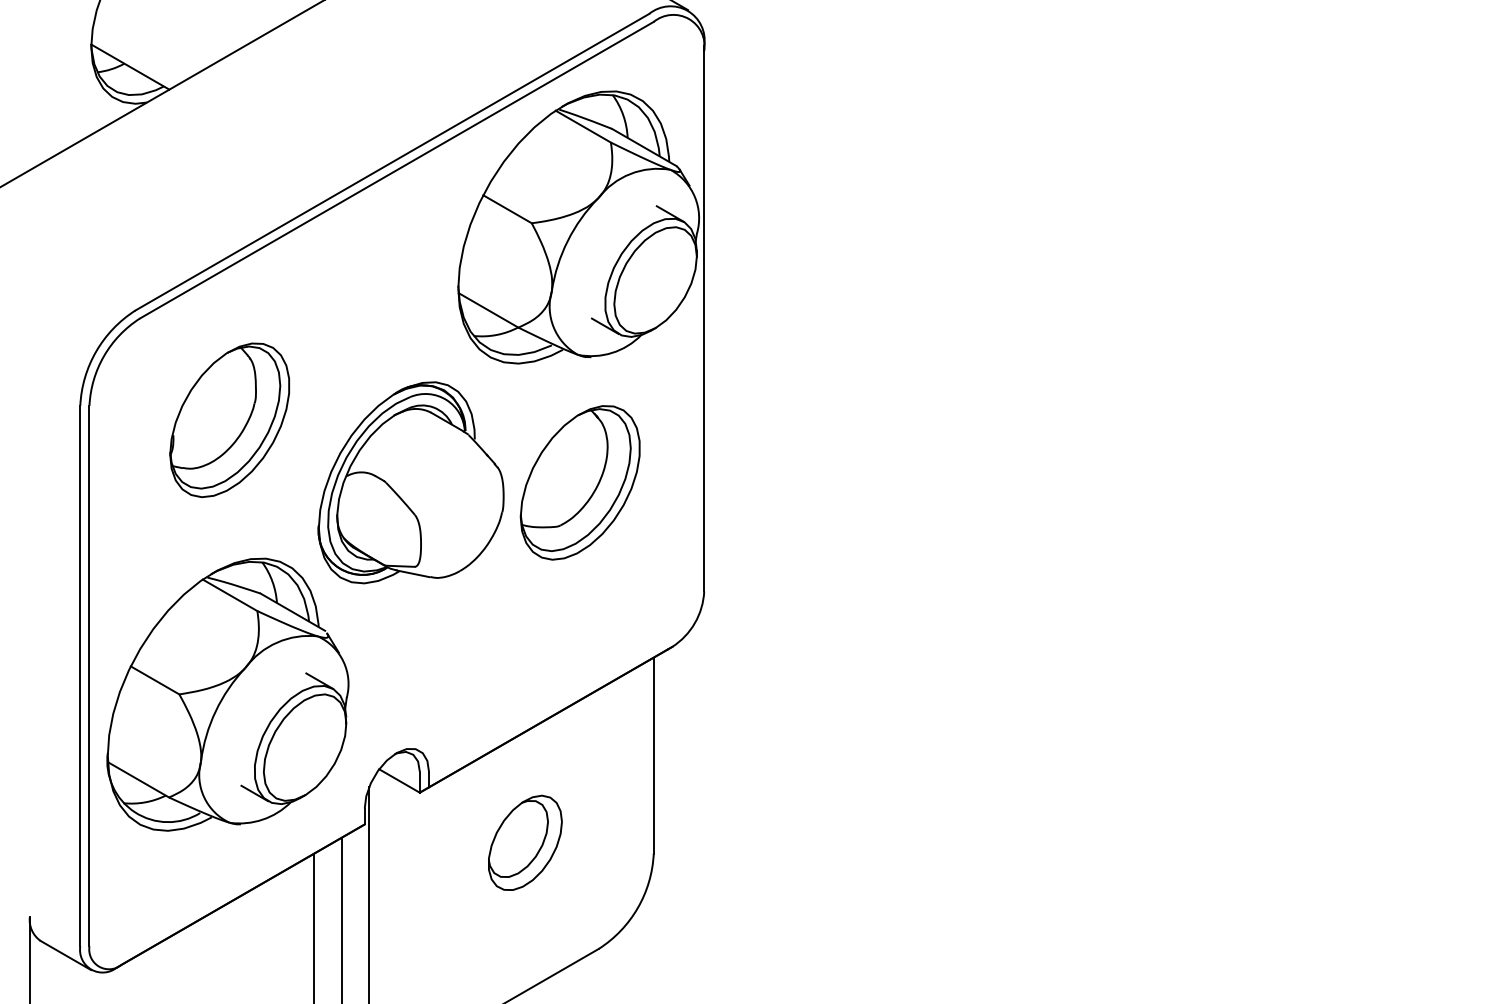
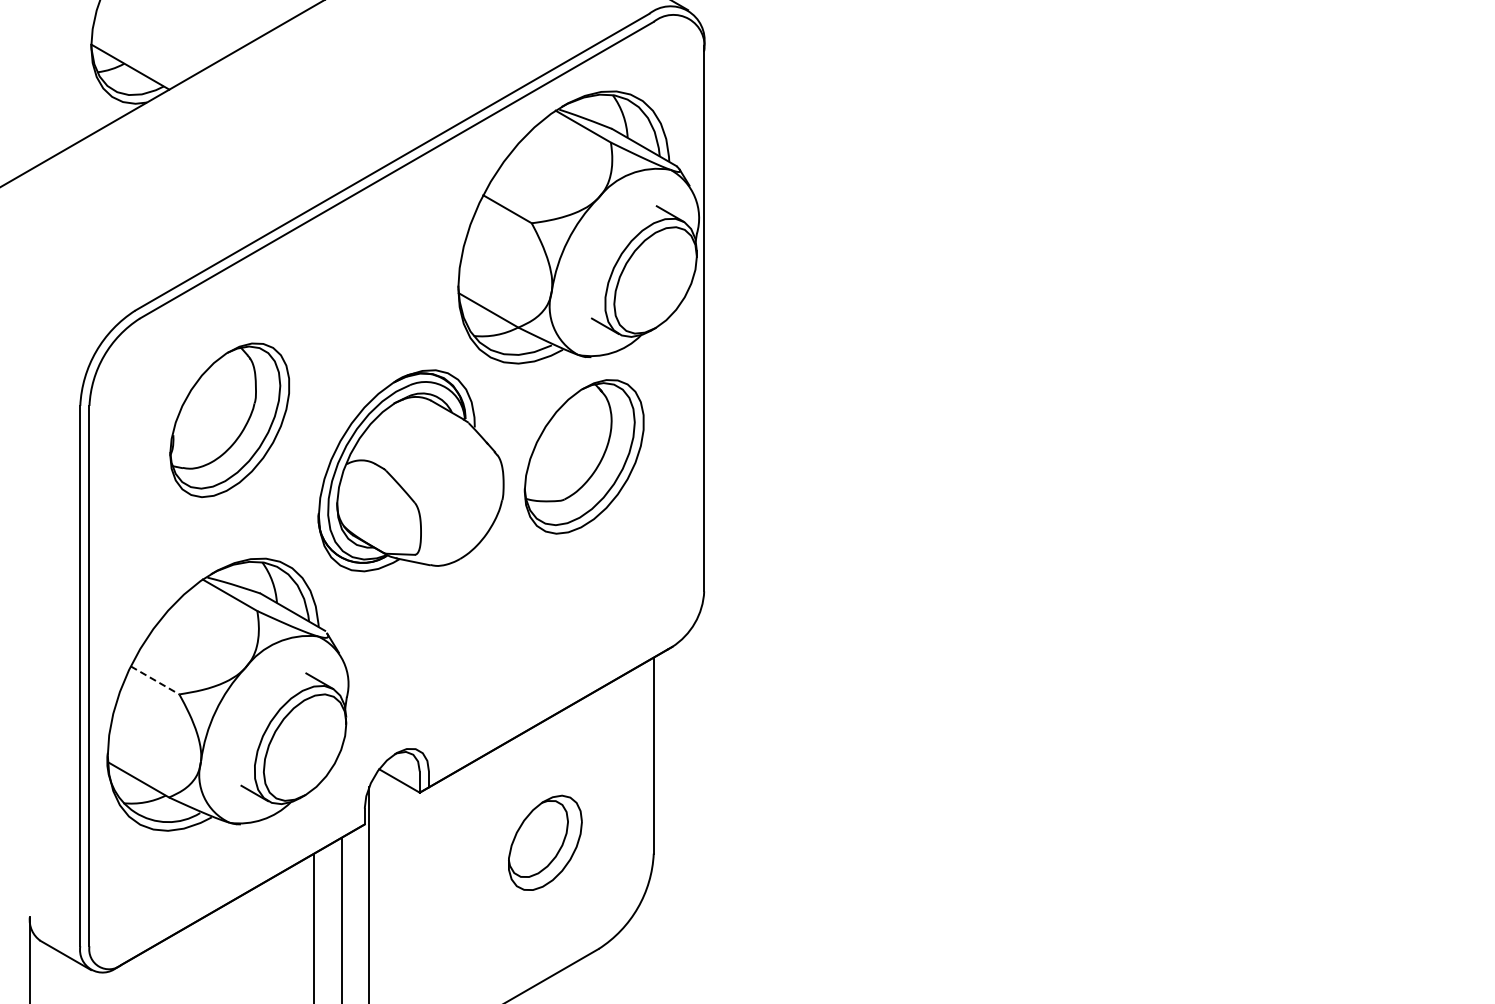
part position: (410, 482) -> (410, 470) (410, 470)
part position: (579, 482) -> (583, 456) (583, 456)
line: solid -> dashed (155, 680)
part position: (525, 842) -> (545, 842) (545, 842)
